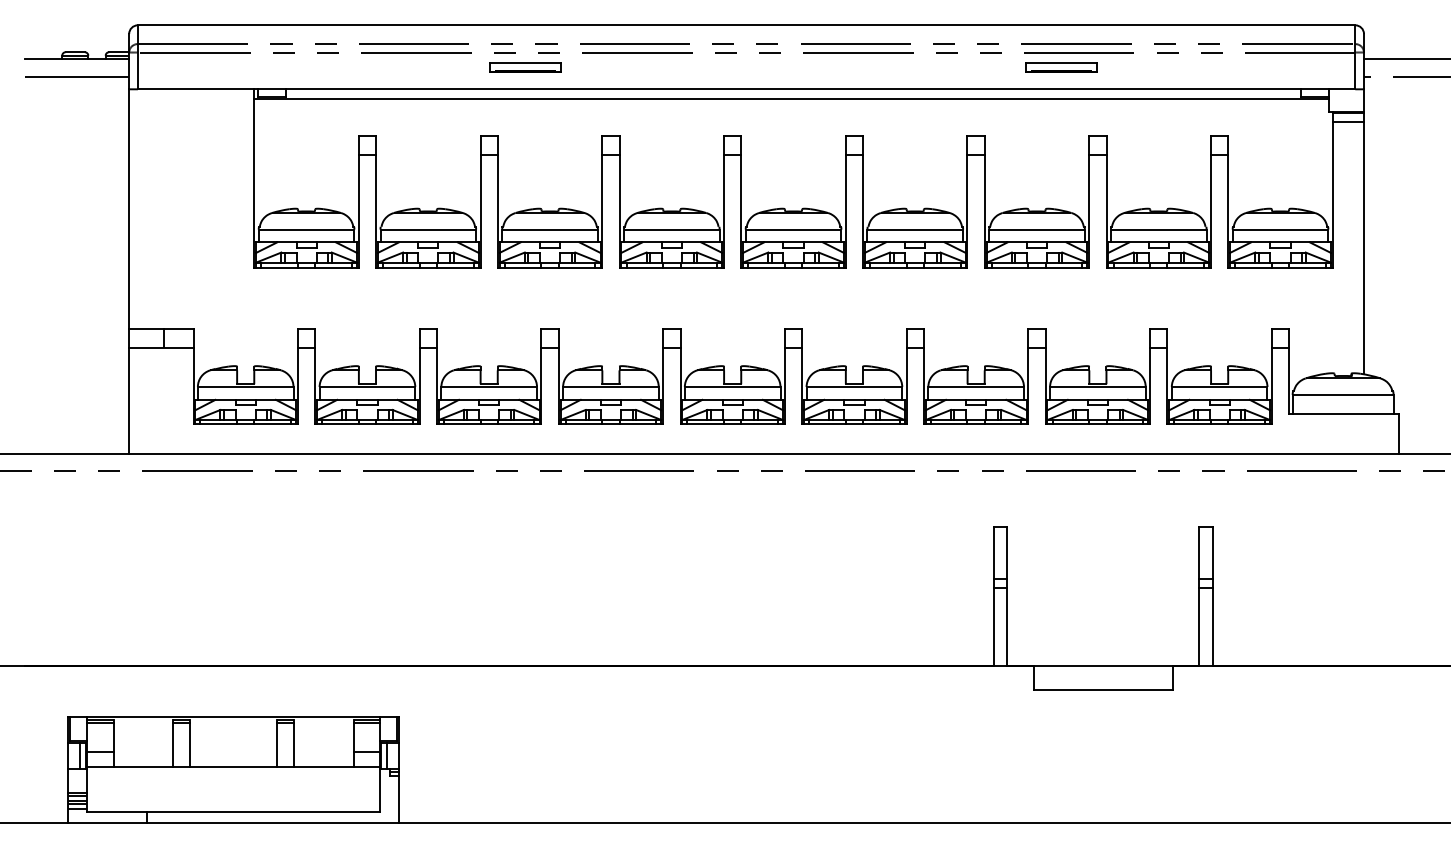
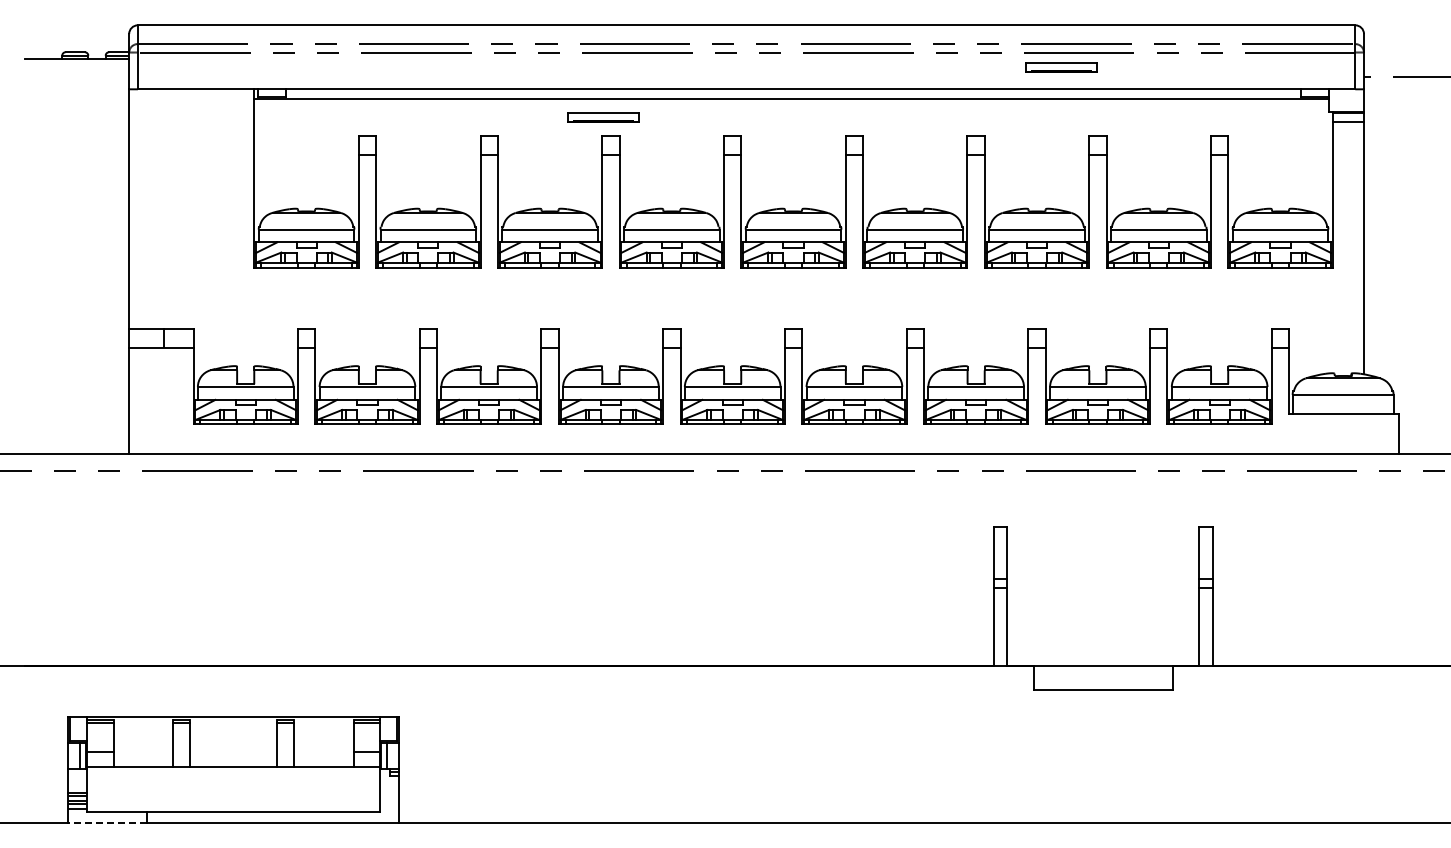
line: present -> none (1405, 59)
part position: (525, 67) -> (603, 117) (603, 117)
line: present -> none (76, 76)
line: solid -> dashed (106, 822)
